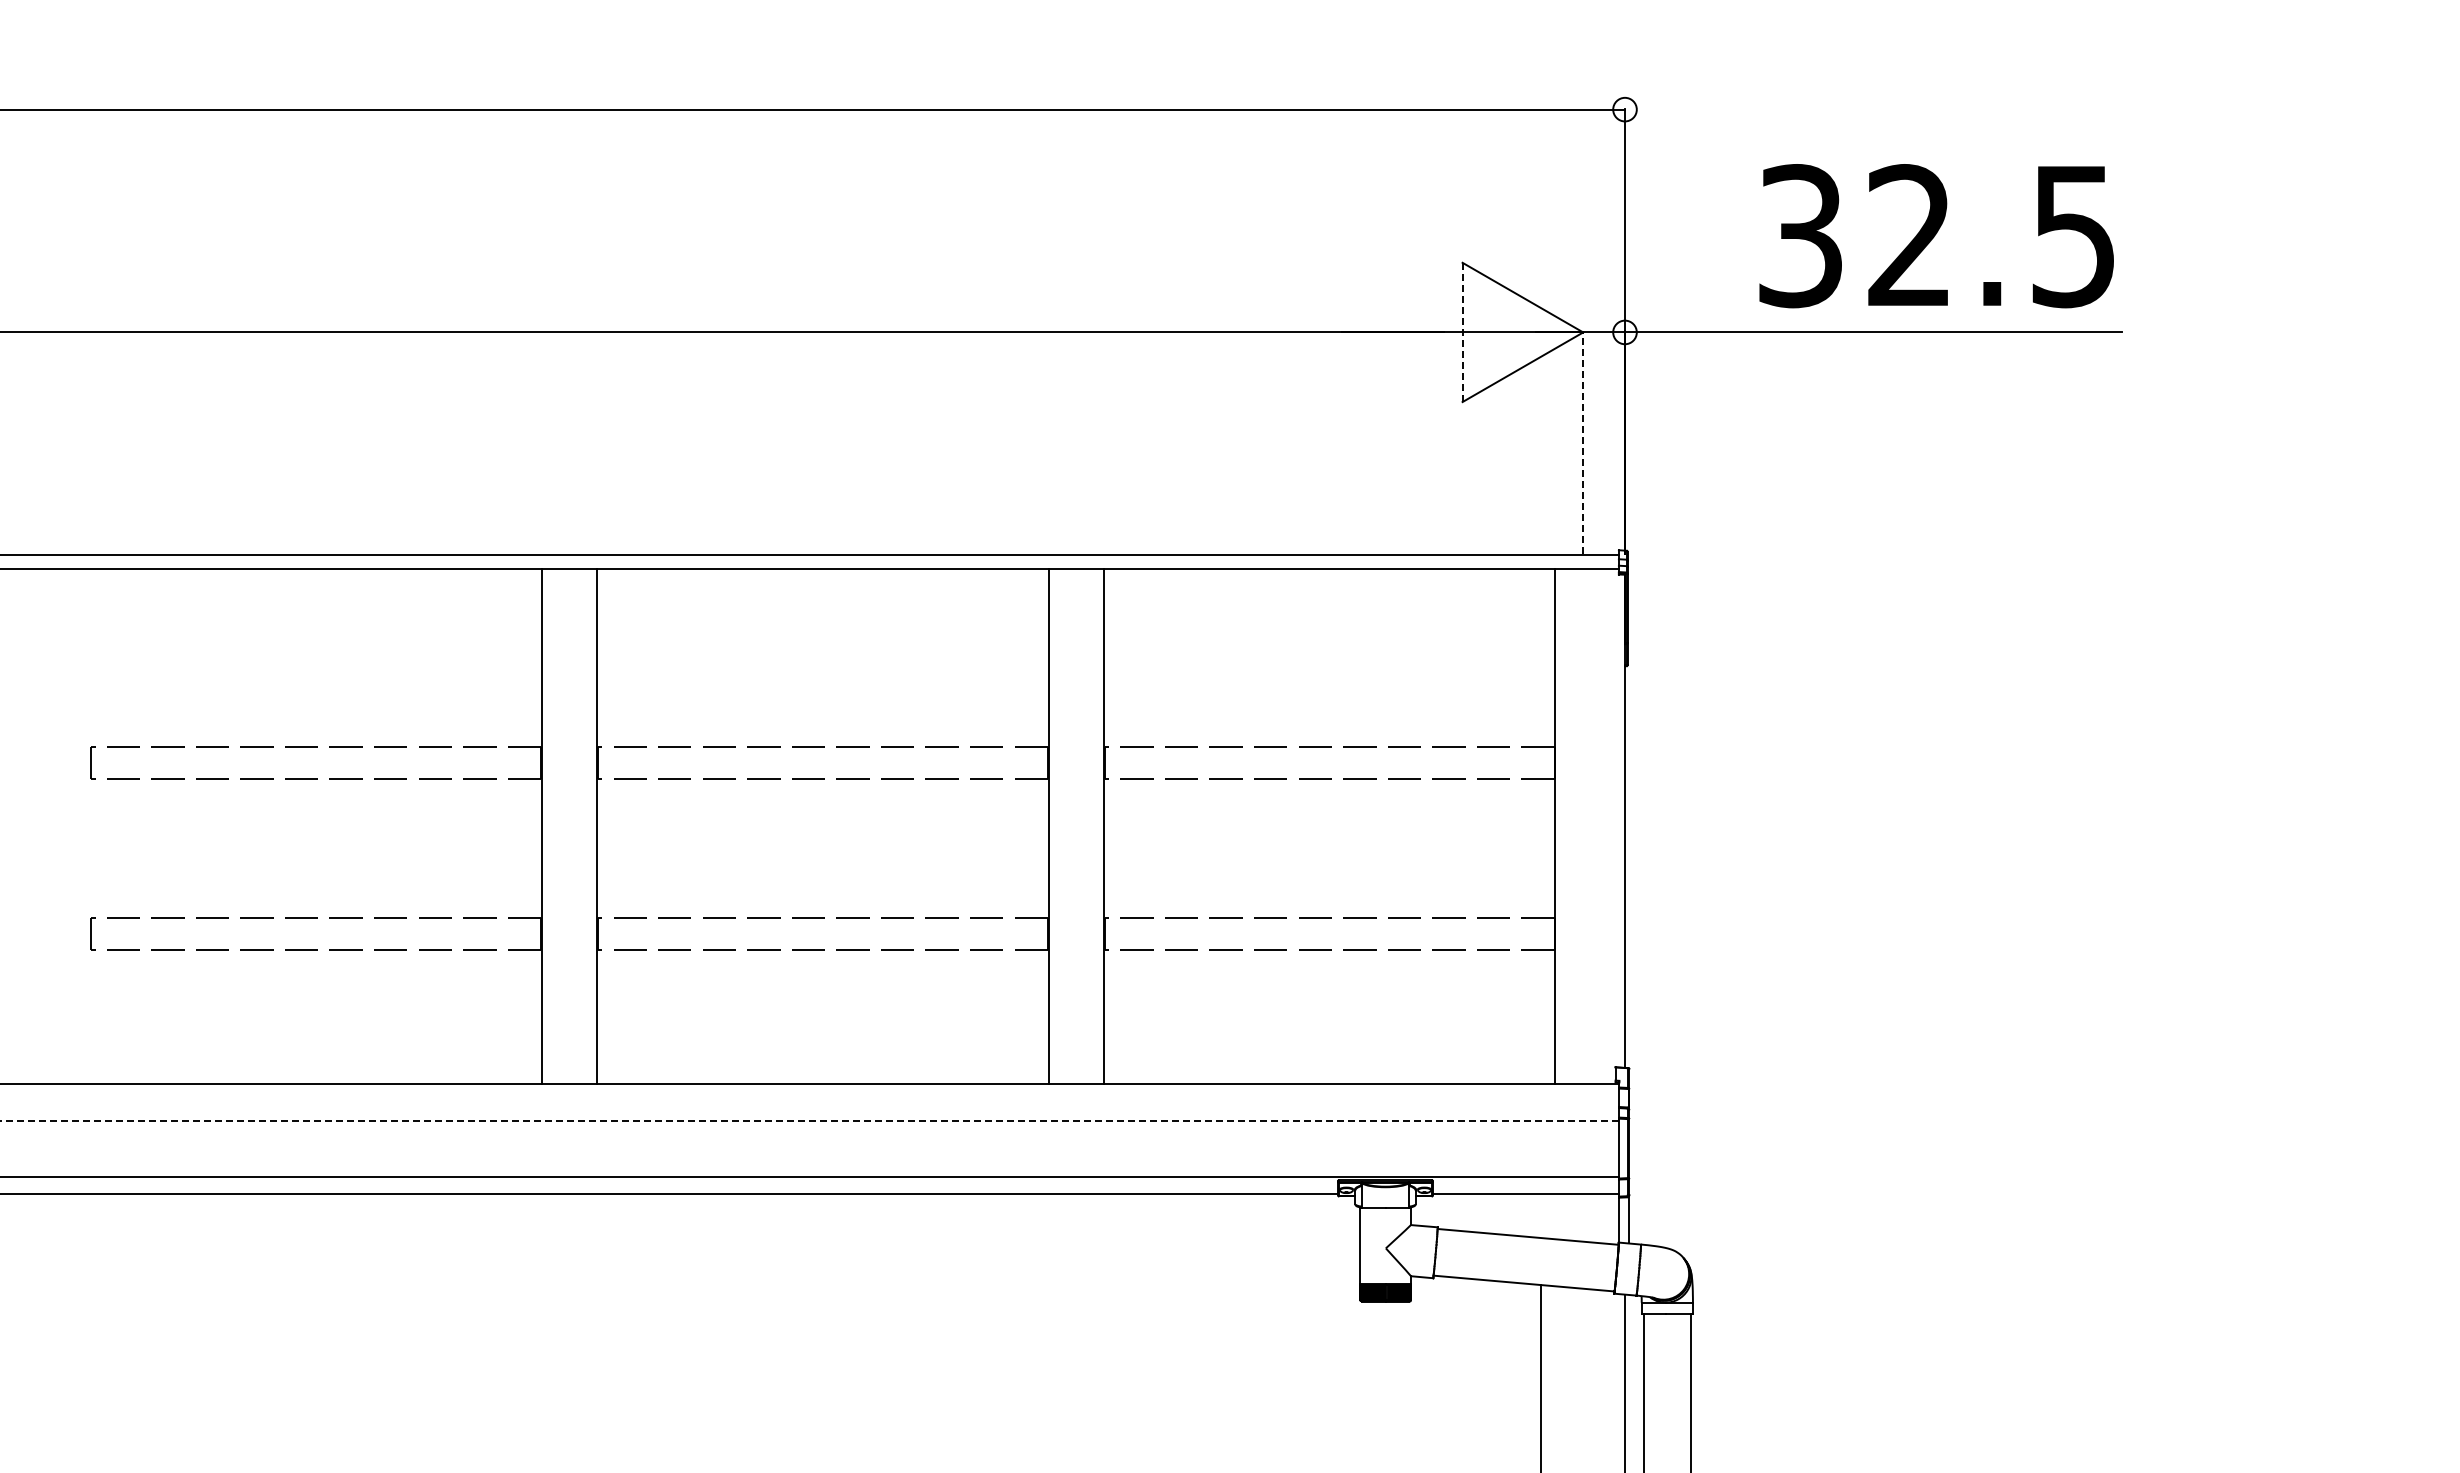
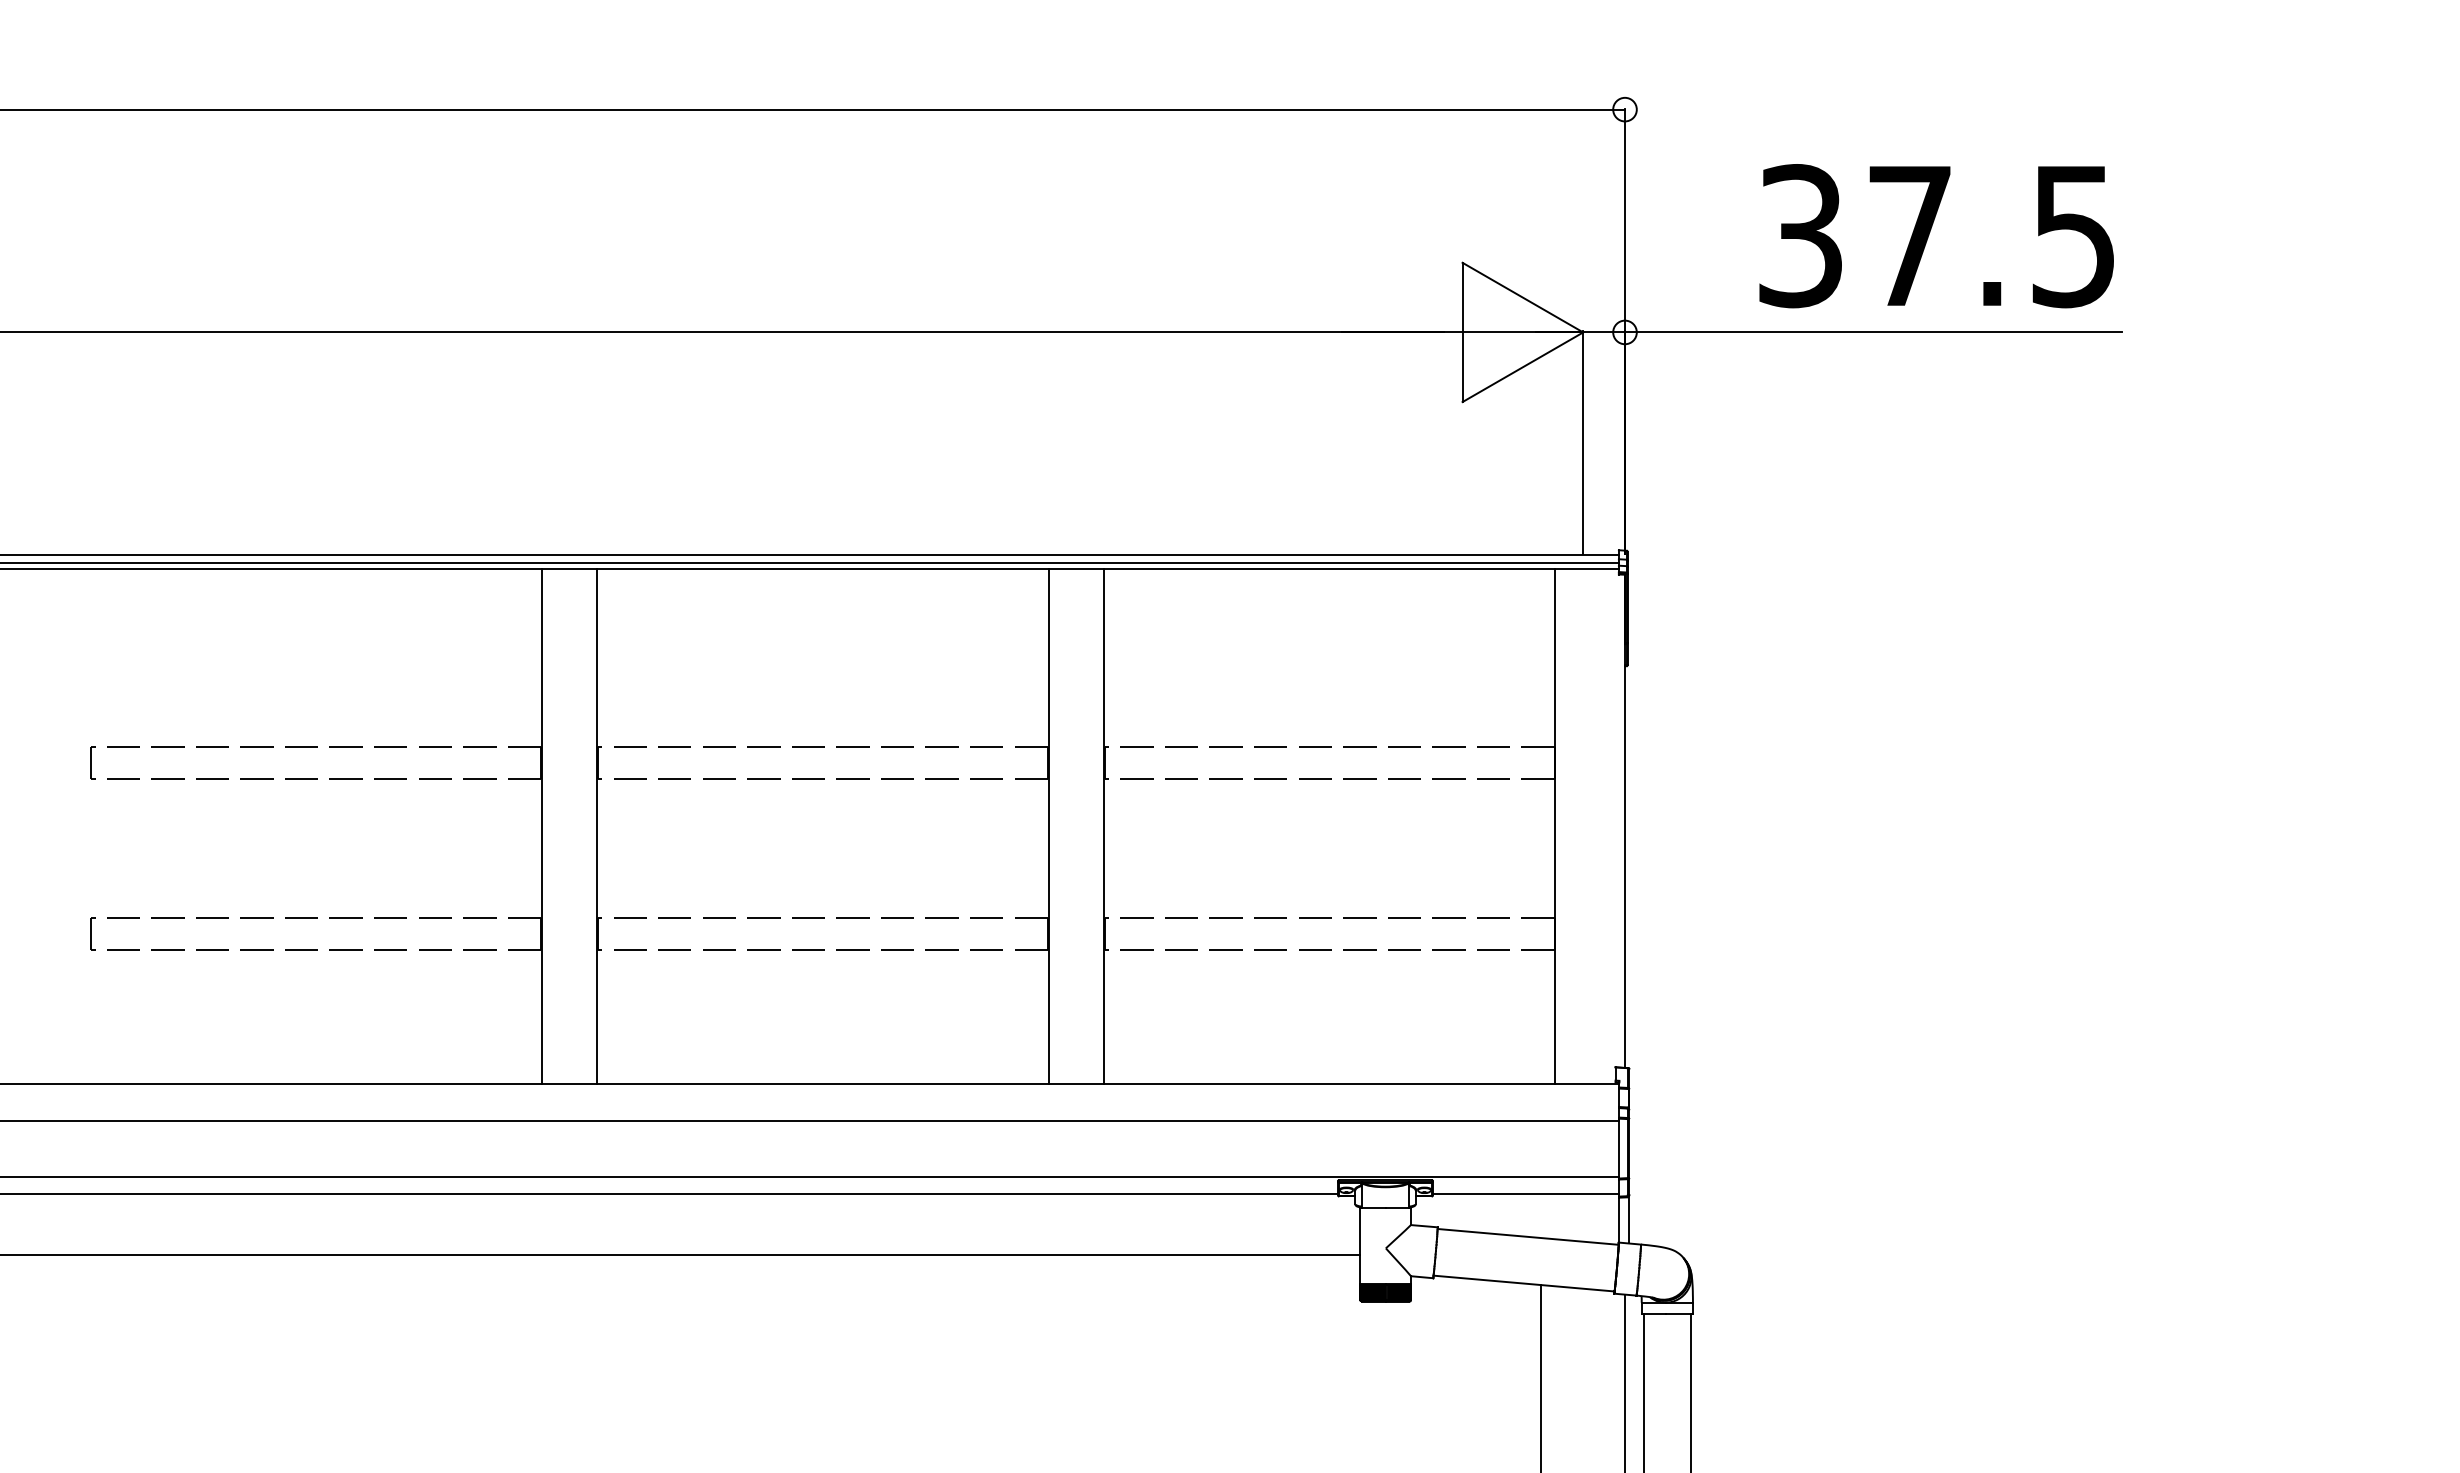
text: 32.5 -> 37.5 (1909, 234)
line: dashed -> solid (1462, 332)
line: dashed -> solid (1583, 442)
line: none -> present (810, 562)
line: dashed -> solid (809, 1121)
line: none -> present (680, 1255)
